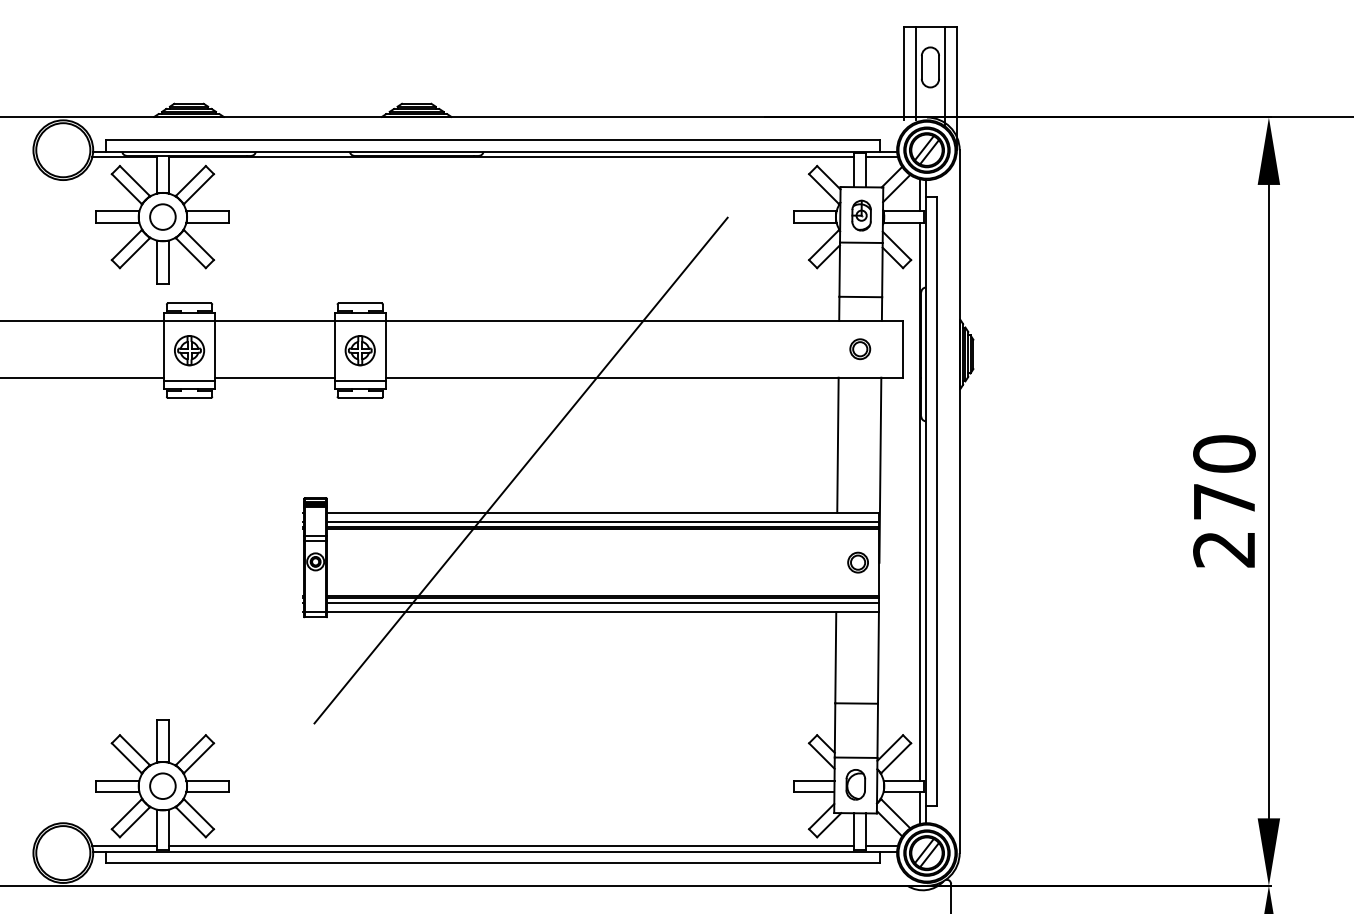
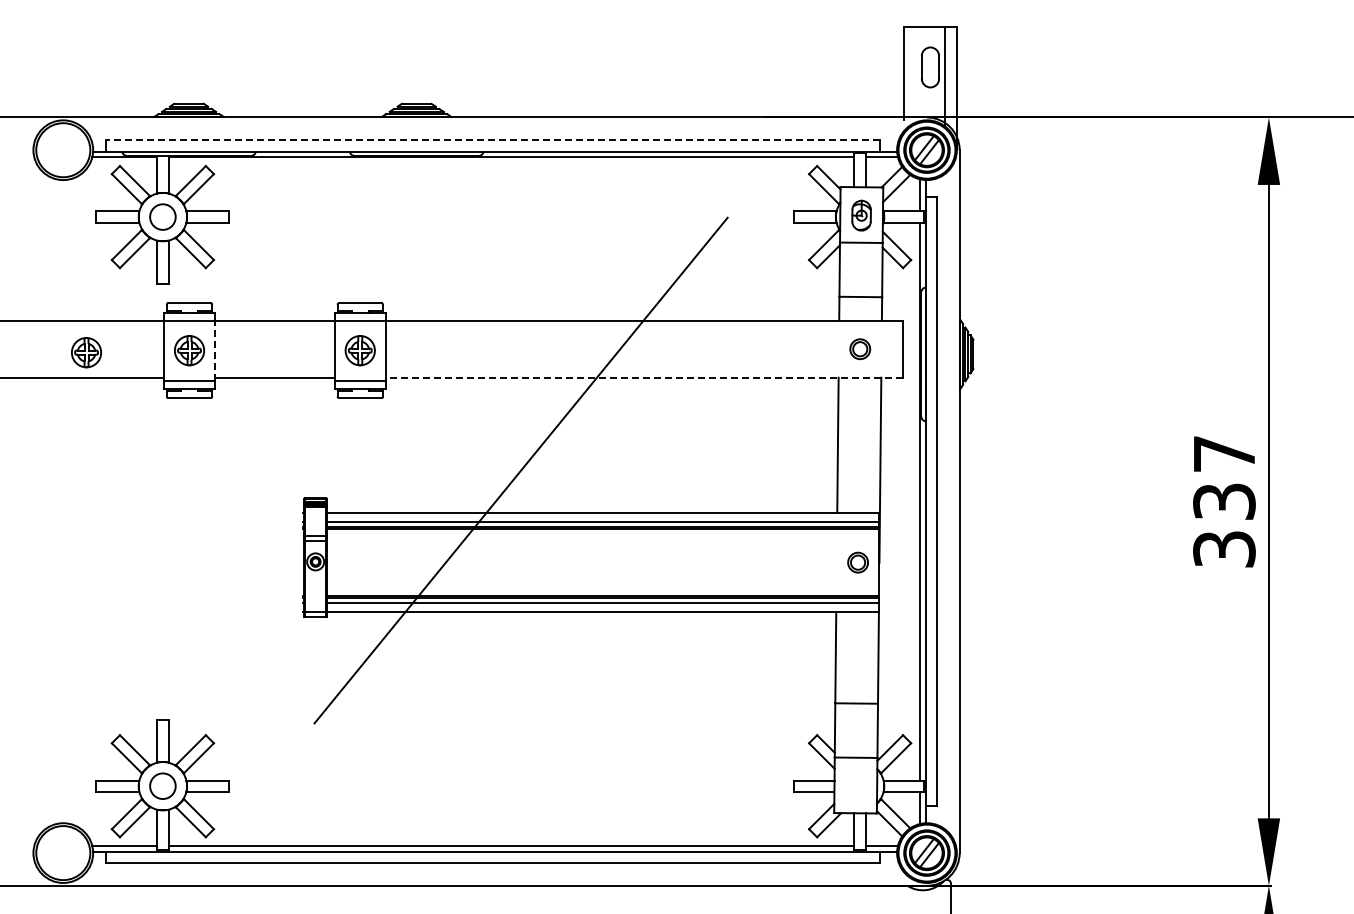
line: present -> none (915, 73)
line: solid -> dashed (492, 140)
line: solid -> dashed (215, 350)
part: none -> present (86, 352)
line: solid -> dashed (644, 377)
text: 270 -> 337 (1224, 501)
part: present -> none (855, 784)
